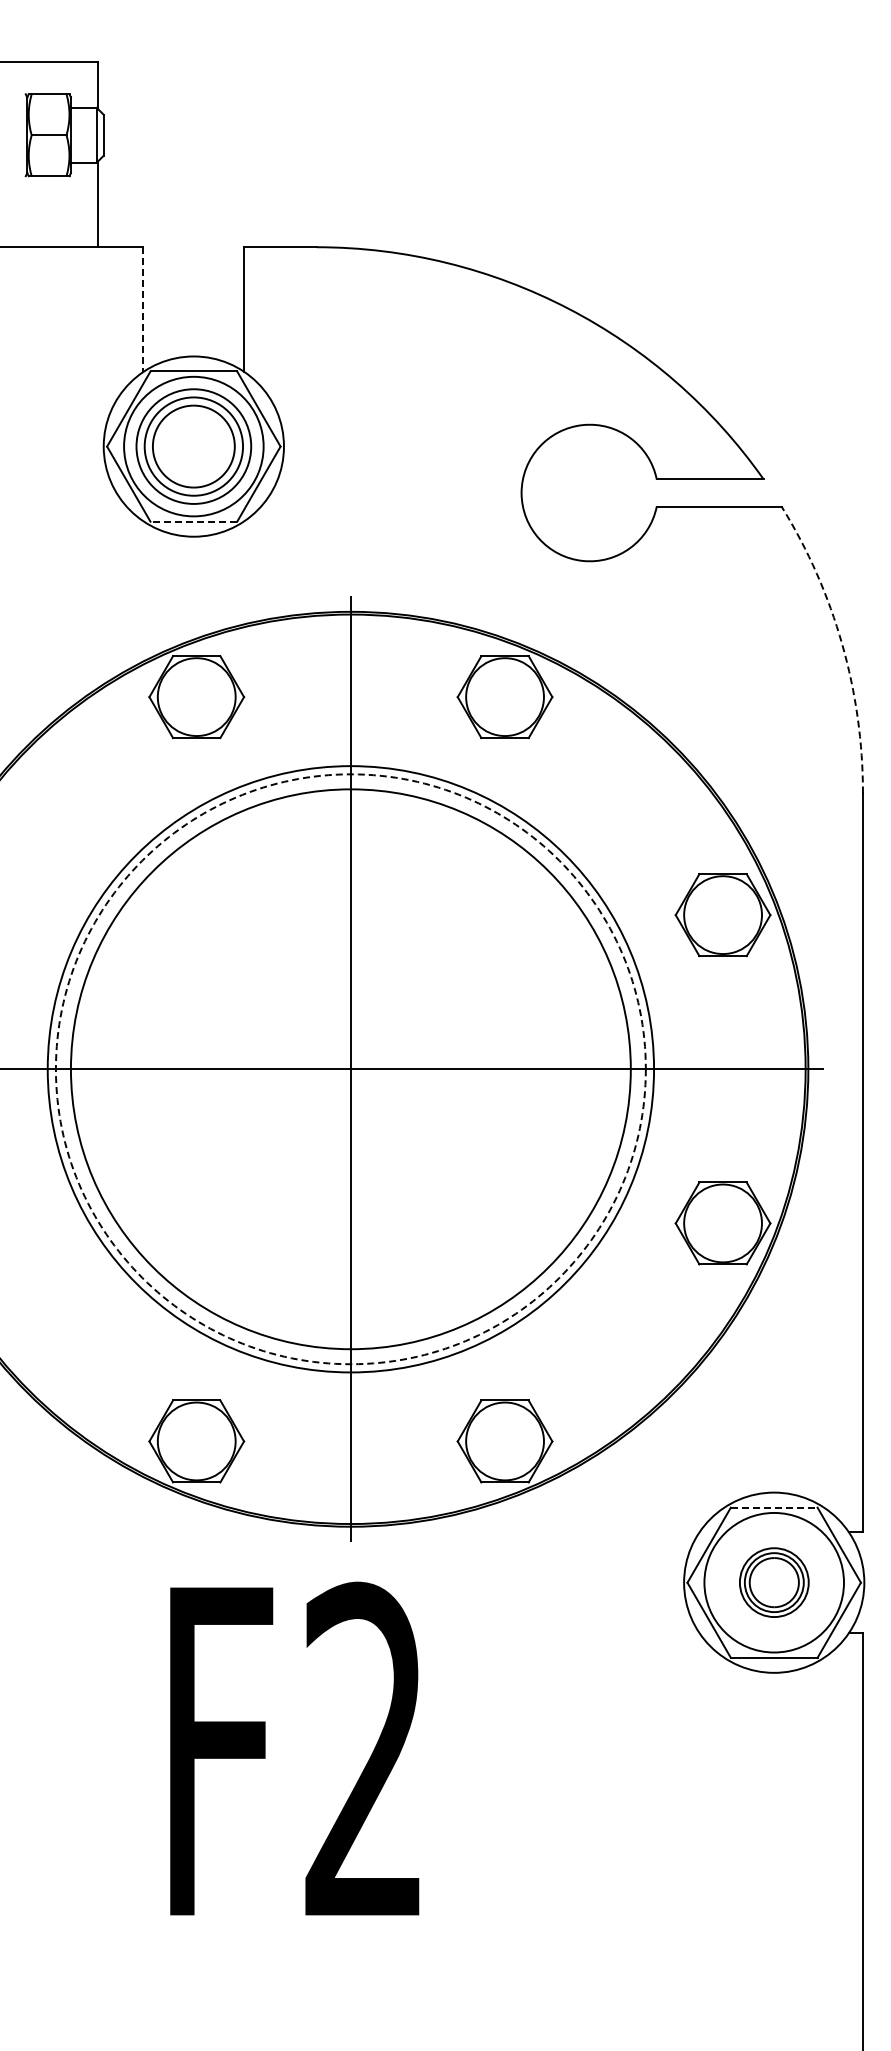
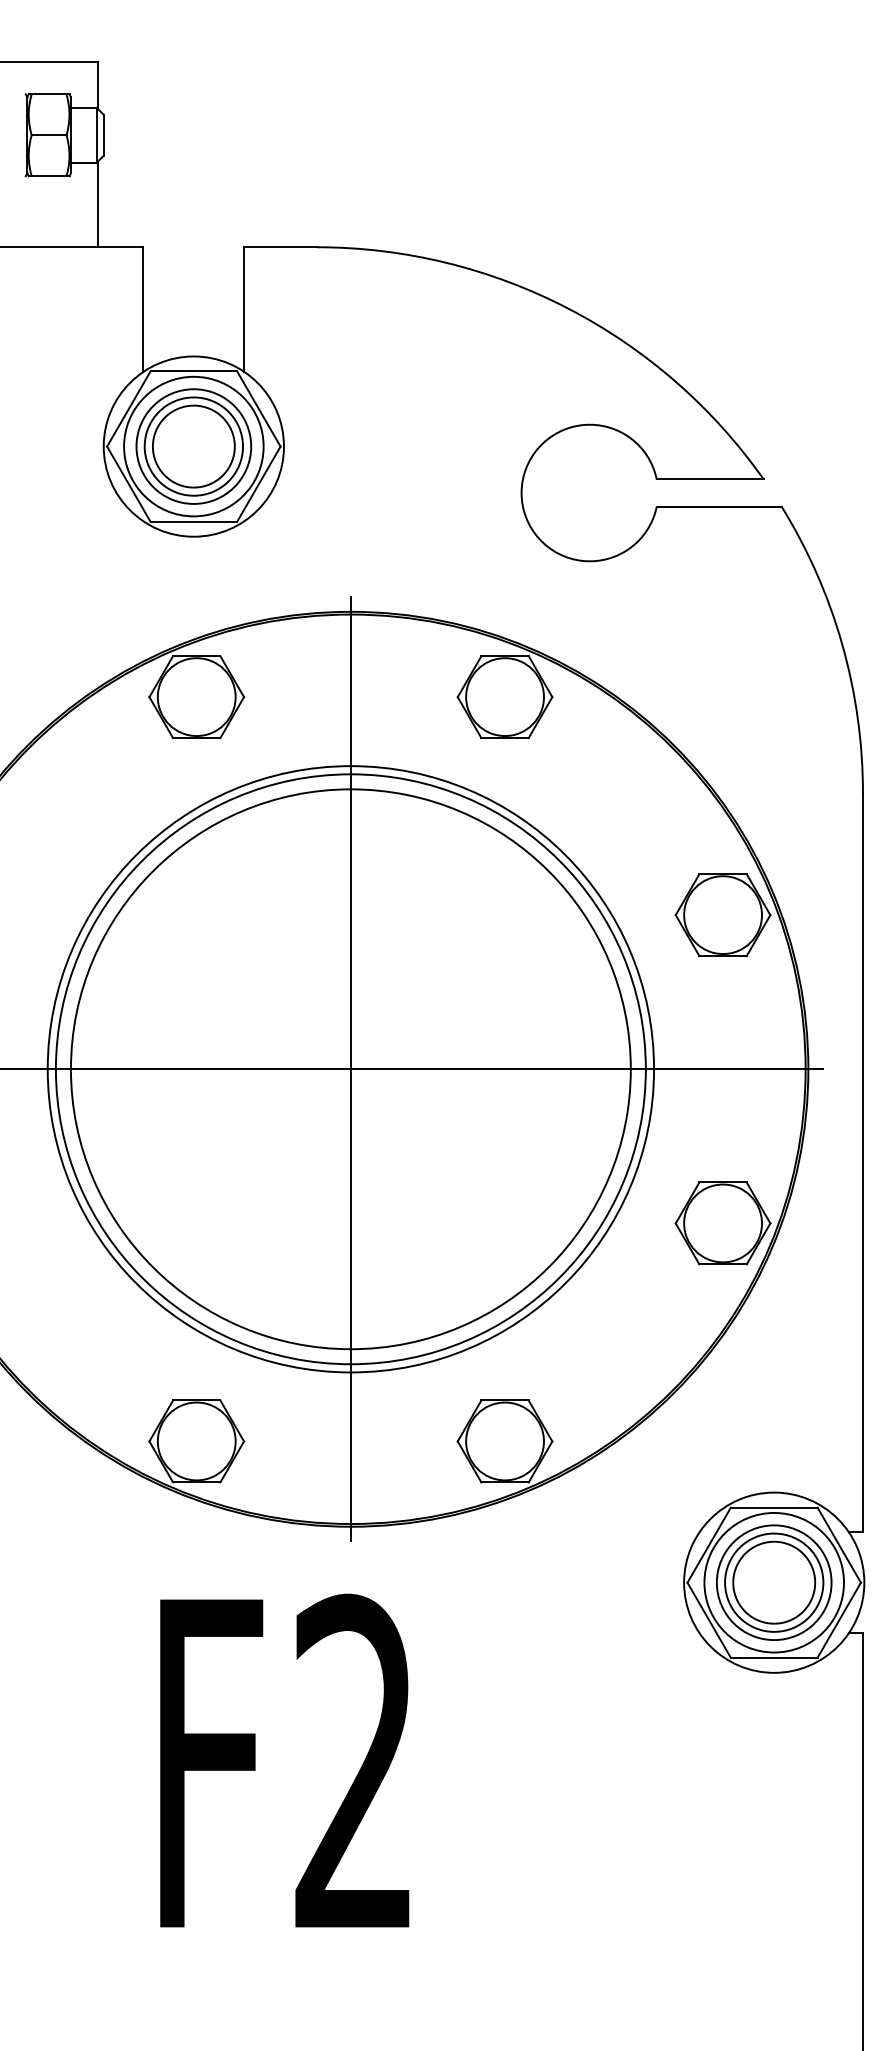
line: dashed -> solid (143, 310)
line: dashed -> solid (193, 521)
arc: dashed -> solid (842, 644)
circle: dashed -> solid (350, 1069)
line: dashed -> solid (774, 1507)
part size: 71x71 px -> 117x117 px (774, 1582)
text position: (294, 1748) -> (284, 1760) (284, 1760)
